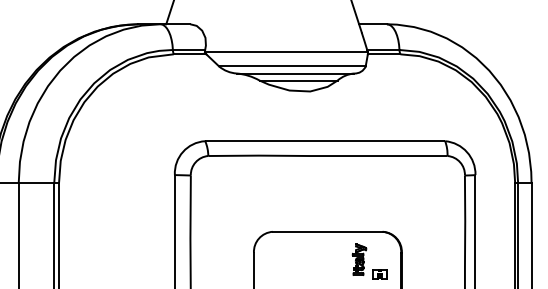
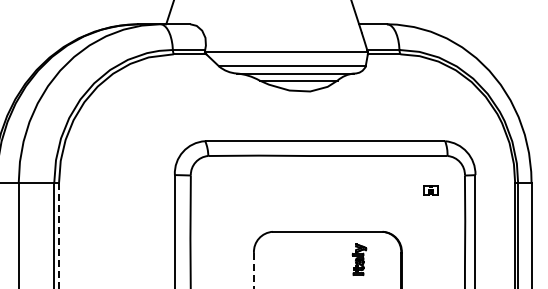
line: solid -> dashed (59, 235)
line: solid -> dashed (253, 270)
part position: (379, 274) -> (430, 190) (430, 190)
